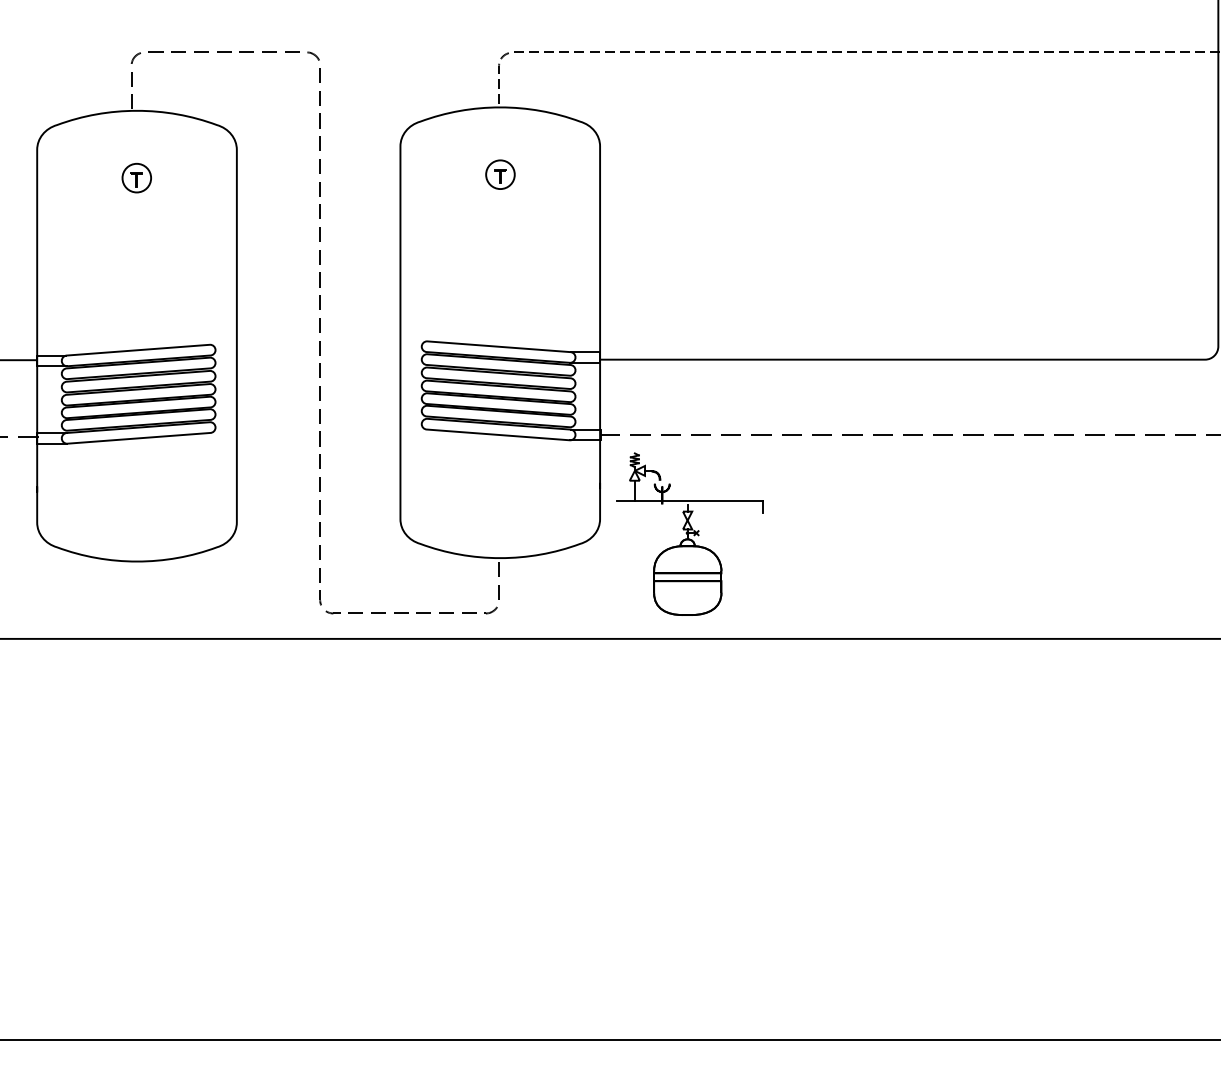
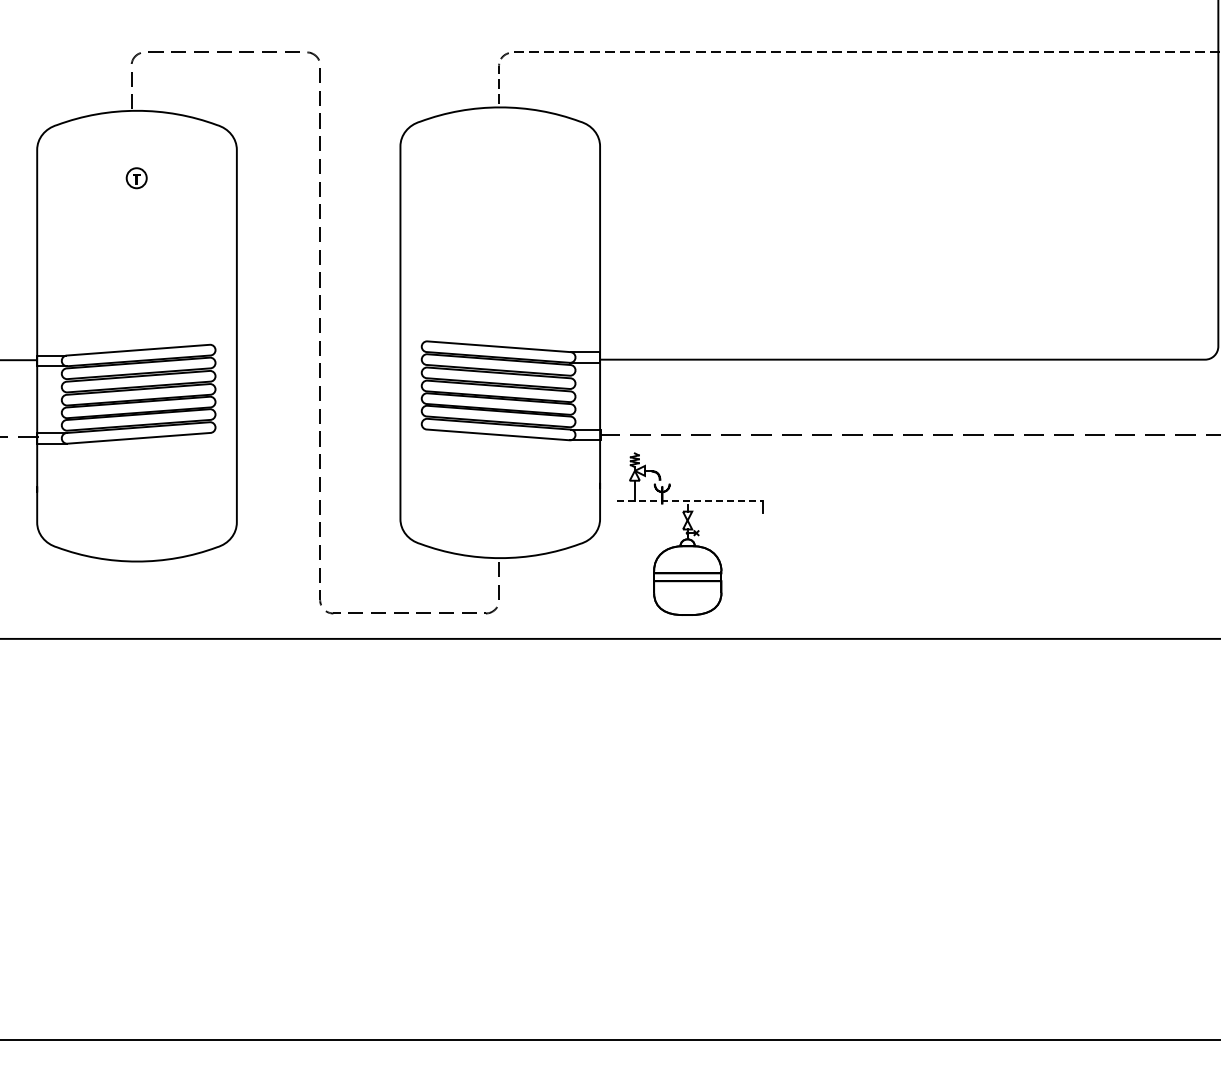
part: present -> none (500, 174)
part size: 31x31 px -> 23x23 px (136, 178)
line: solid -> dashed (690, 500)
